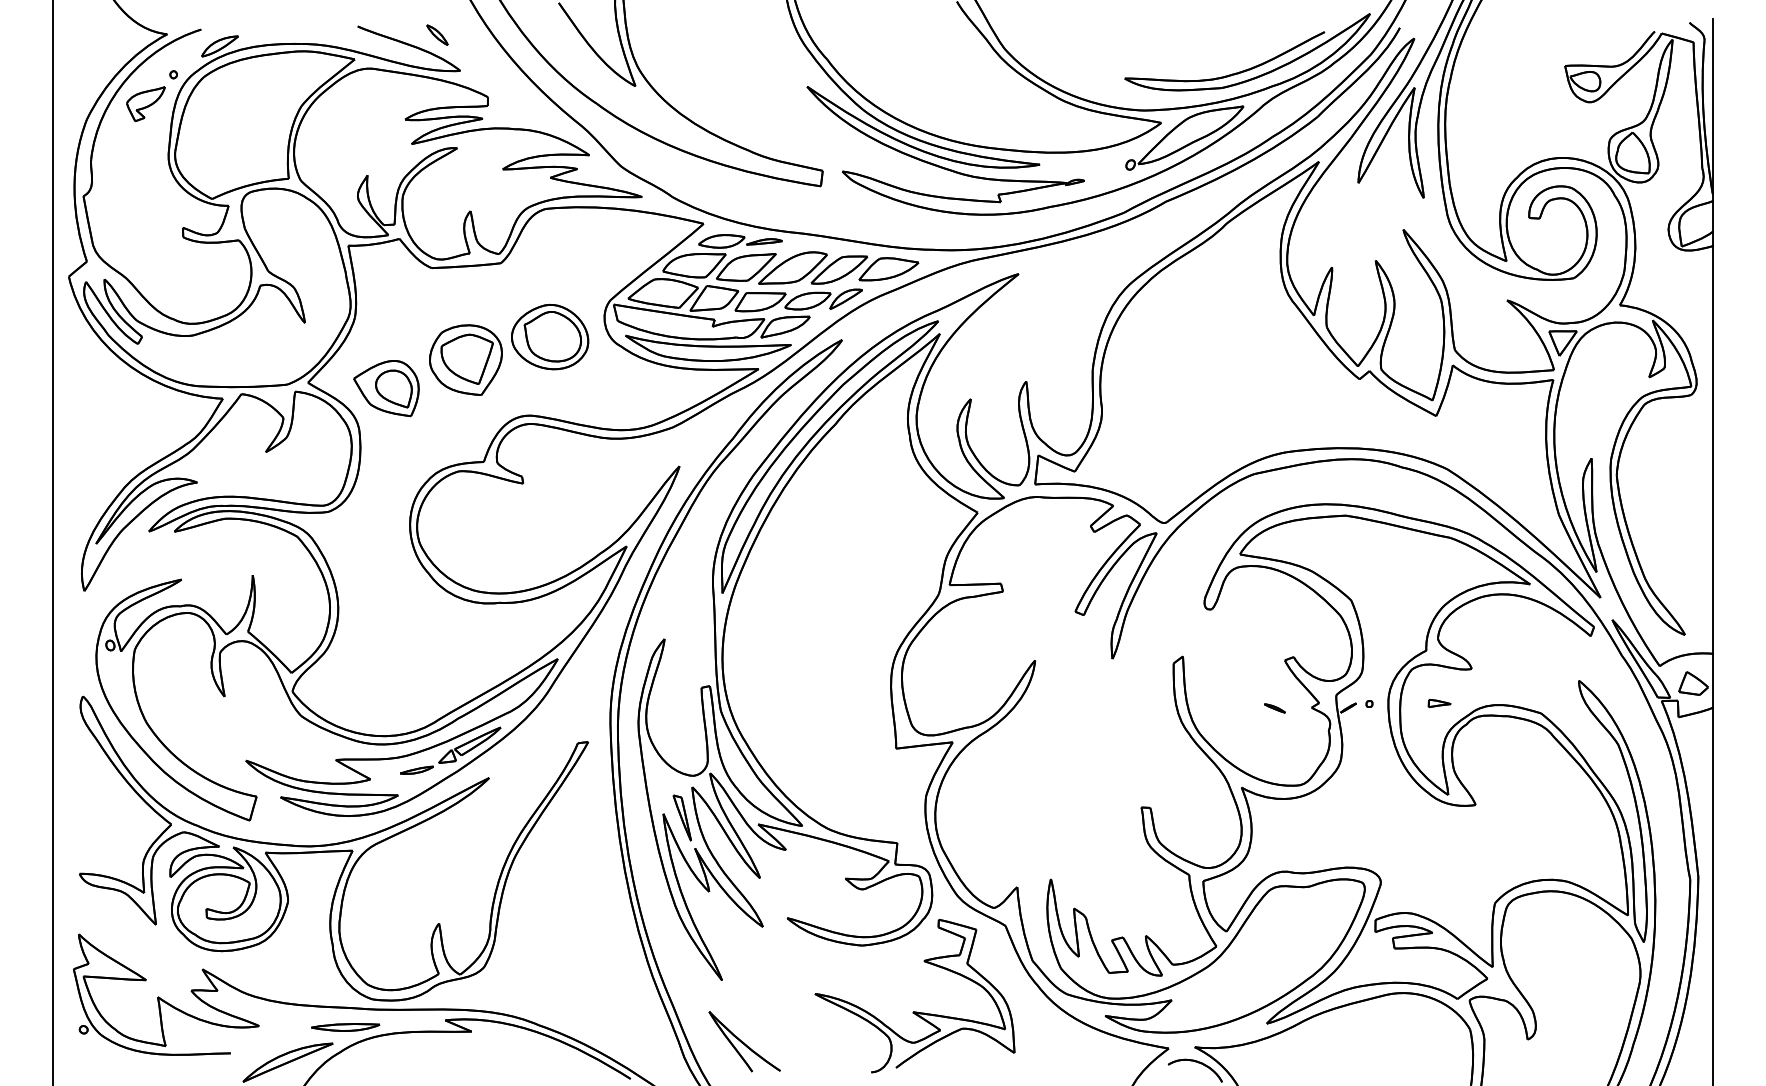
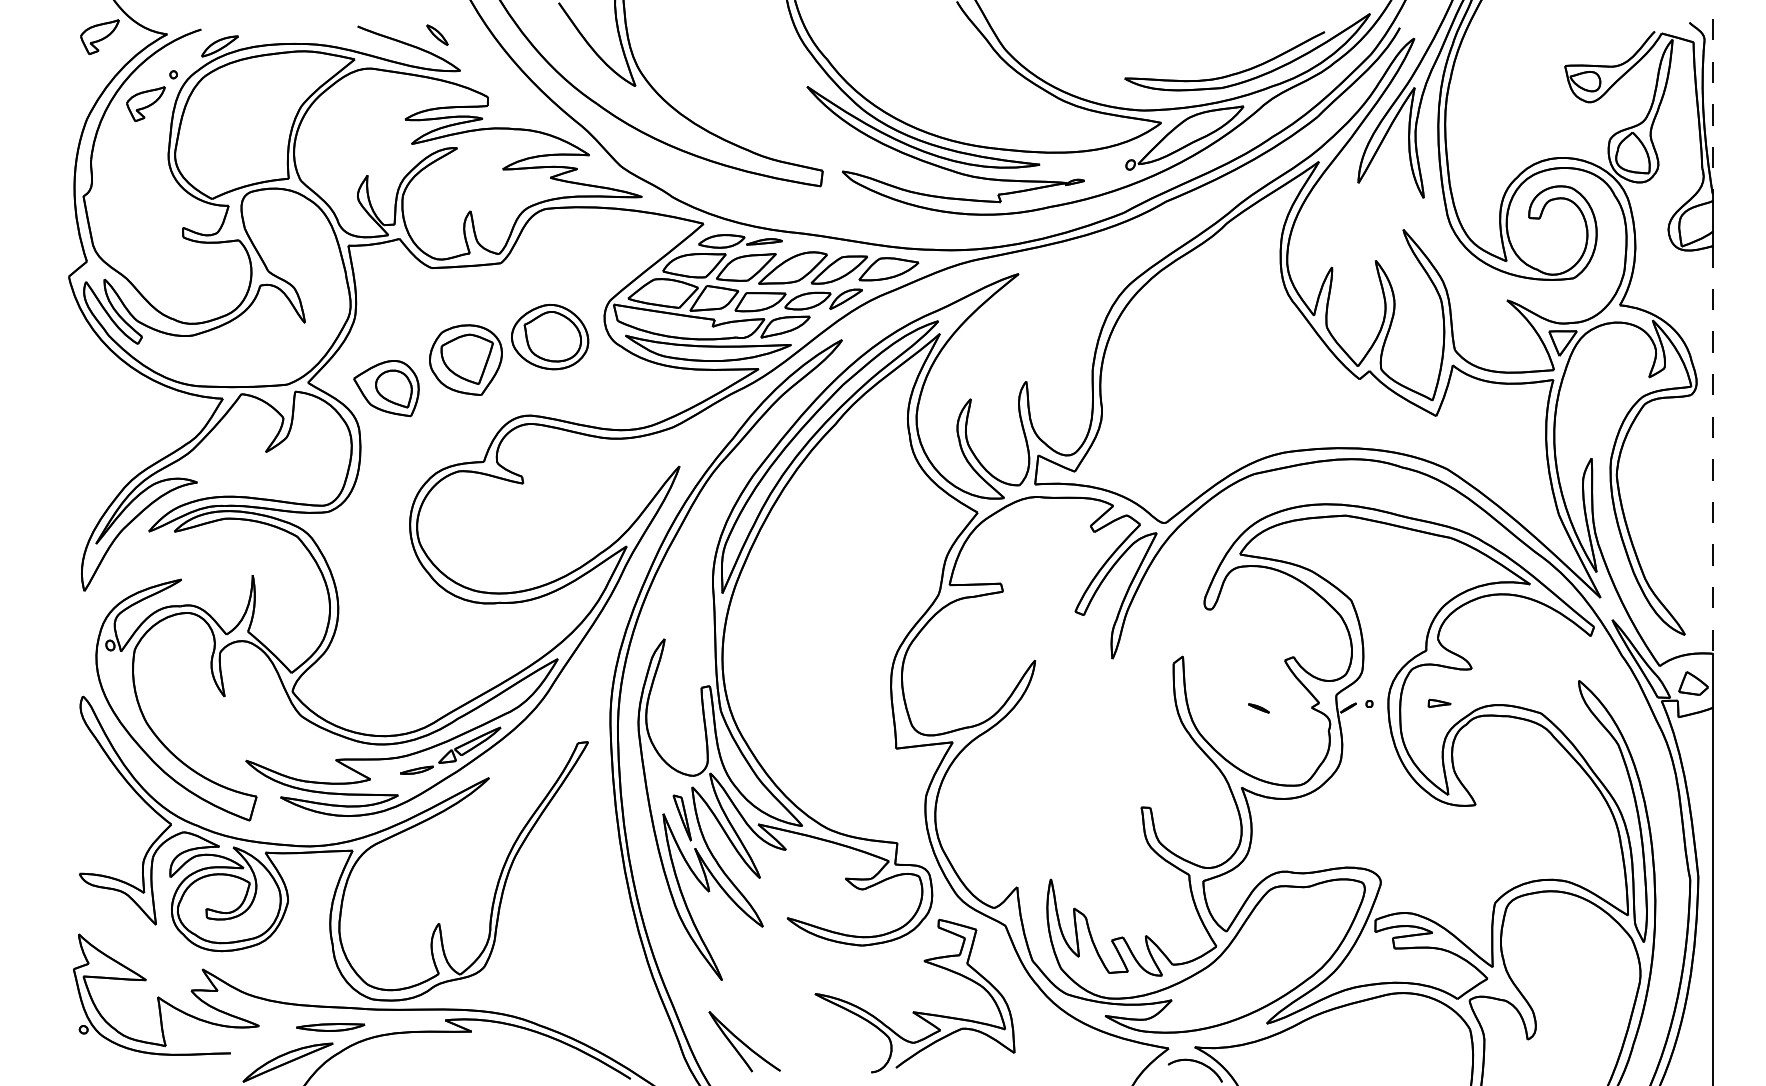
part: none -> present (99, 37)
line: solid -> dashed (1712, 106)
line: solid -> dashed (1712, 449)
line: present -> none (52, 542)
part position: (1274, 708) -> (1258, 708) (1258, 708)
part position: (345, 1027) -> (330, 1027) (330, 1027)
